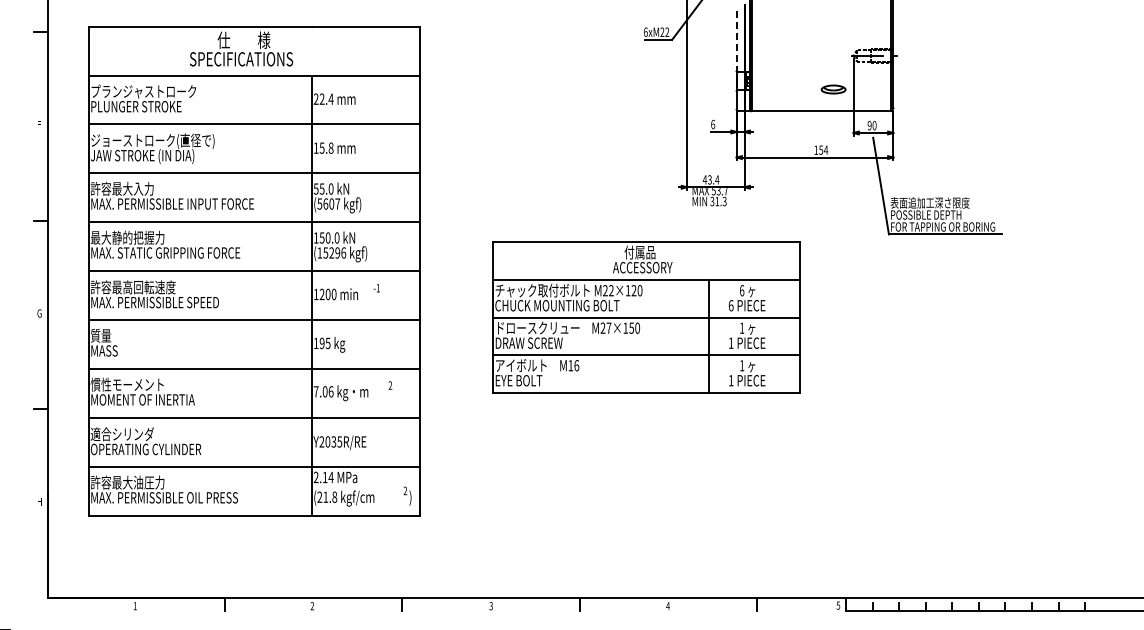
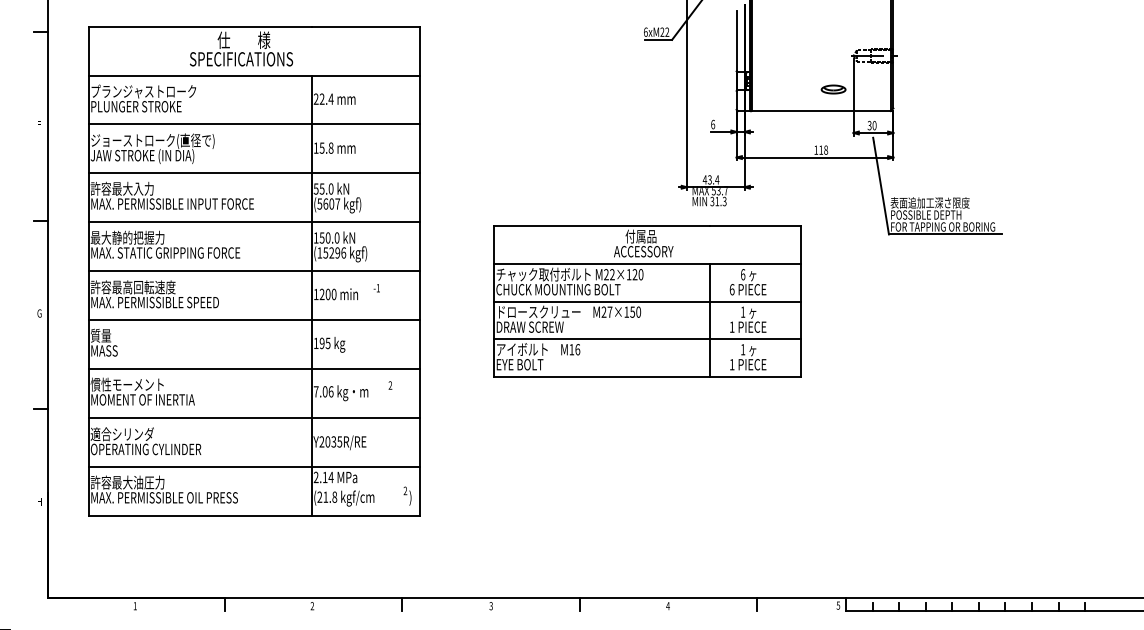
line: dashed -> solid (736, 41)
text: 90 -> 30 (869, 125)
text: 154 -> 118 (823, 149)
part position: (646, 317) -> (647, 301) (647, 301)
